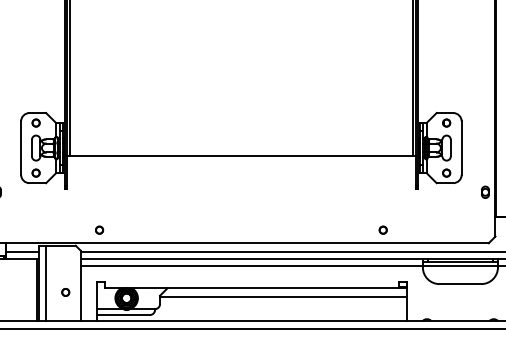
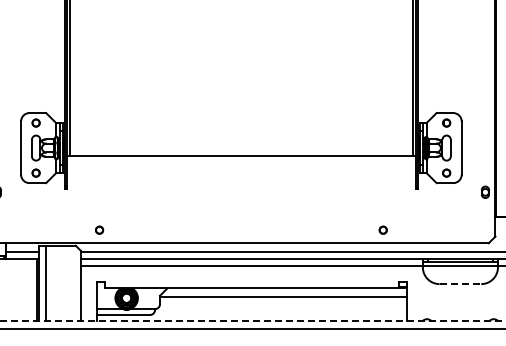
line: solid -> dashed (460, 284)
part: present -> none (65, 292)
line: solid -> dashed (252, 320)
